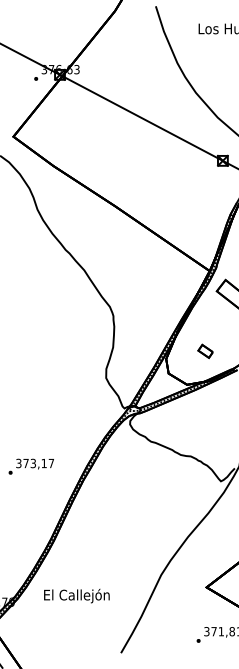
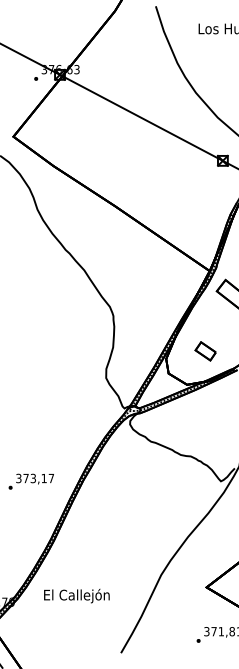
part size: 17x17 px -> 23x21 px (205, 351)
text position: (30, 466) -> (30, 481) (30, 481)
